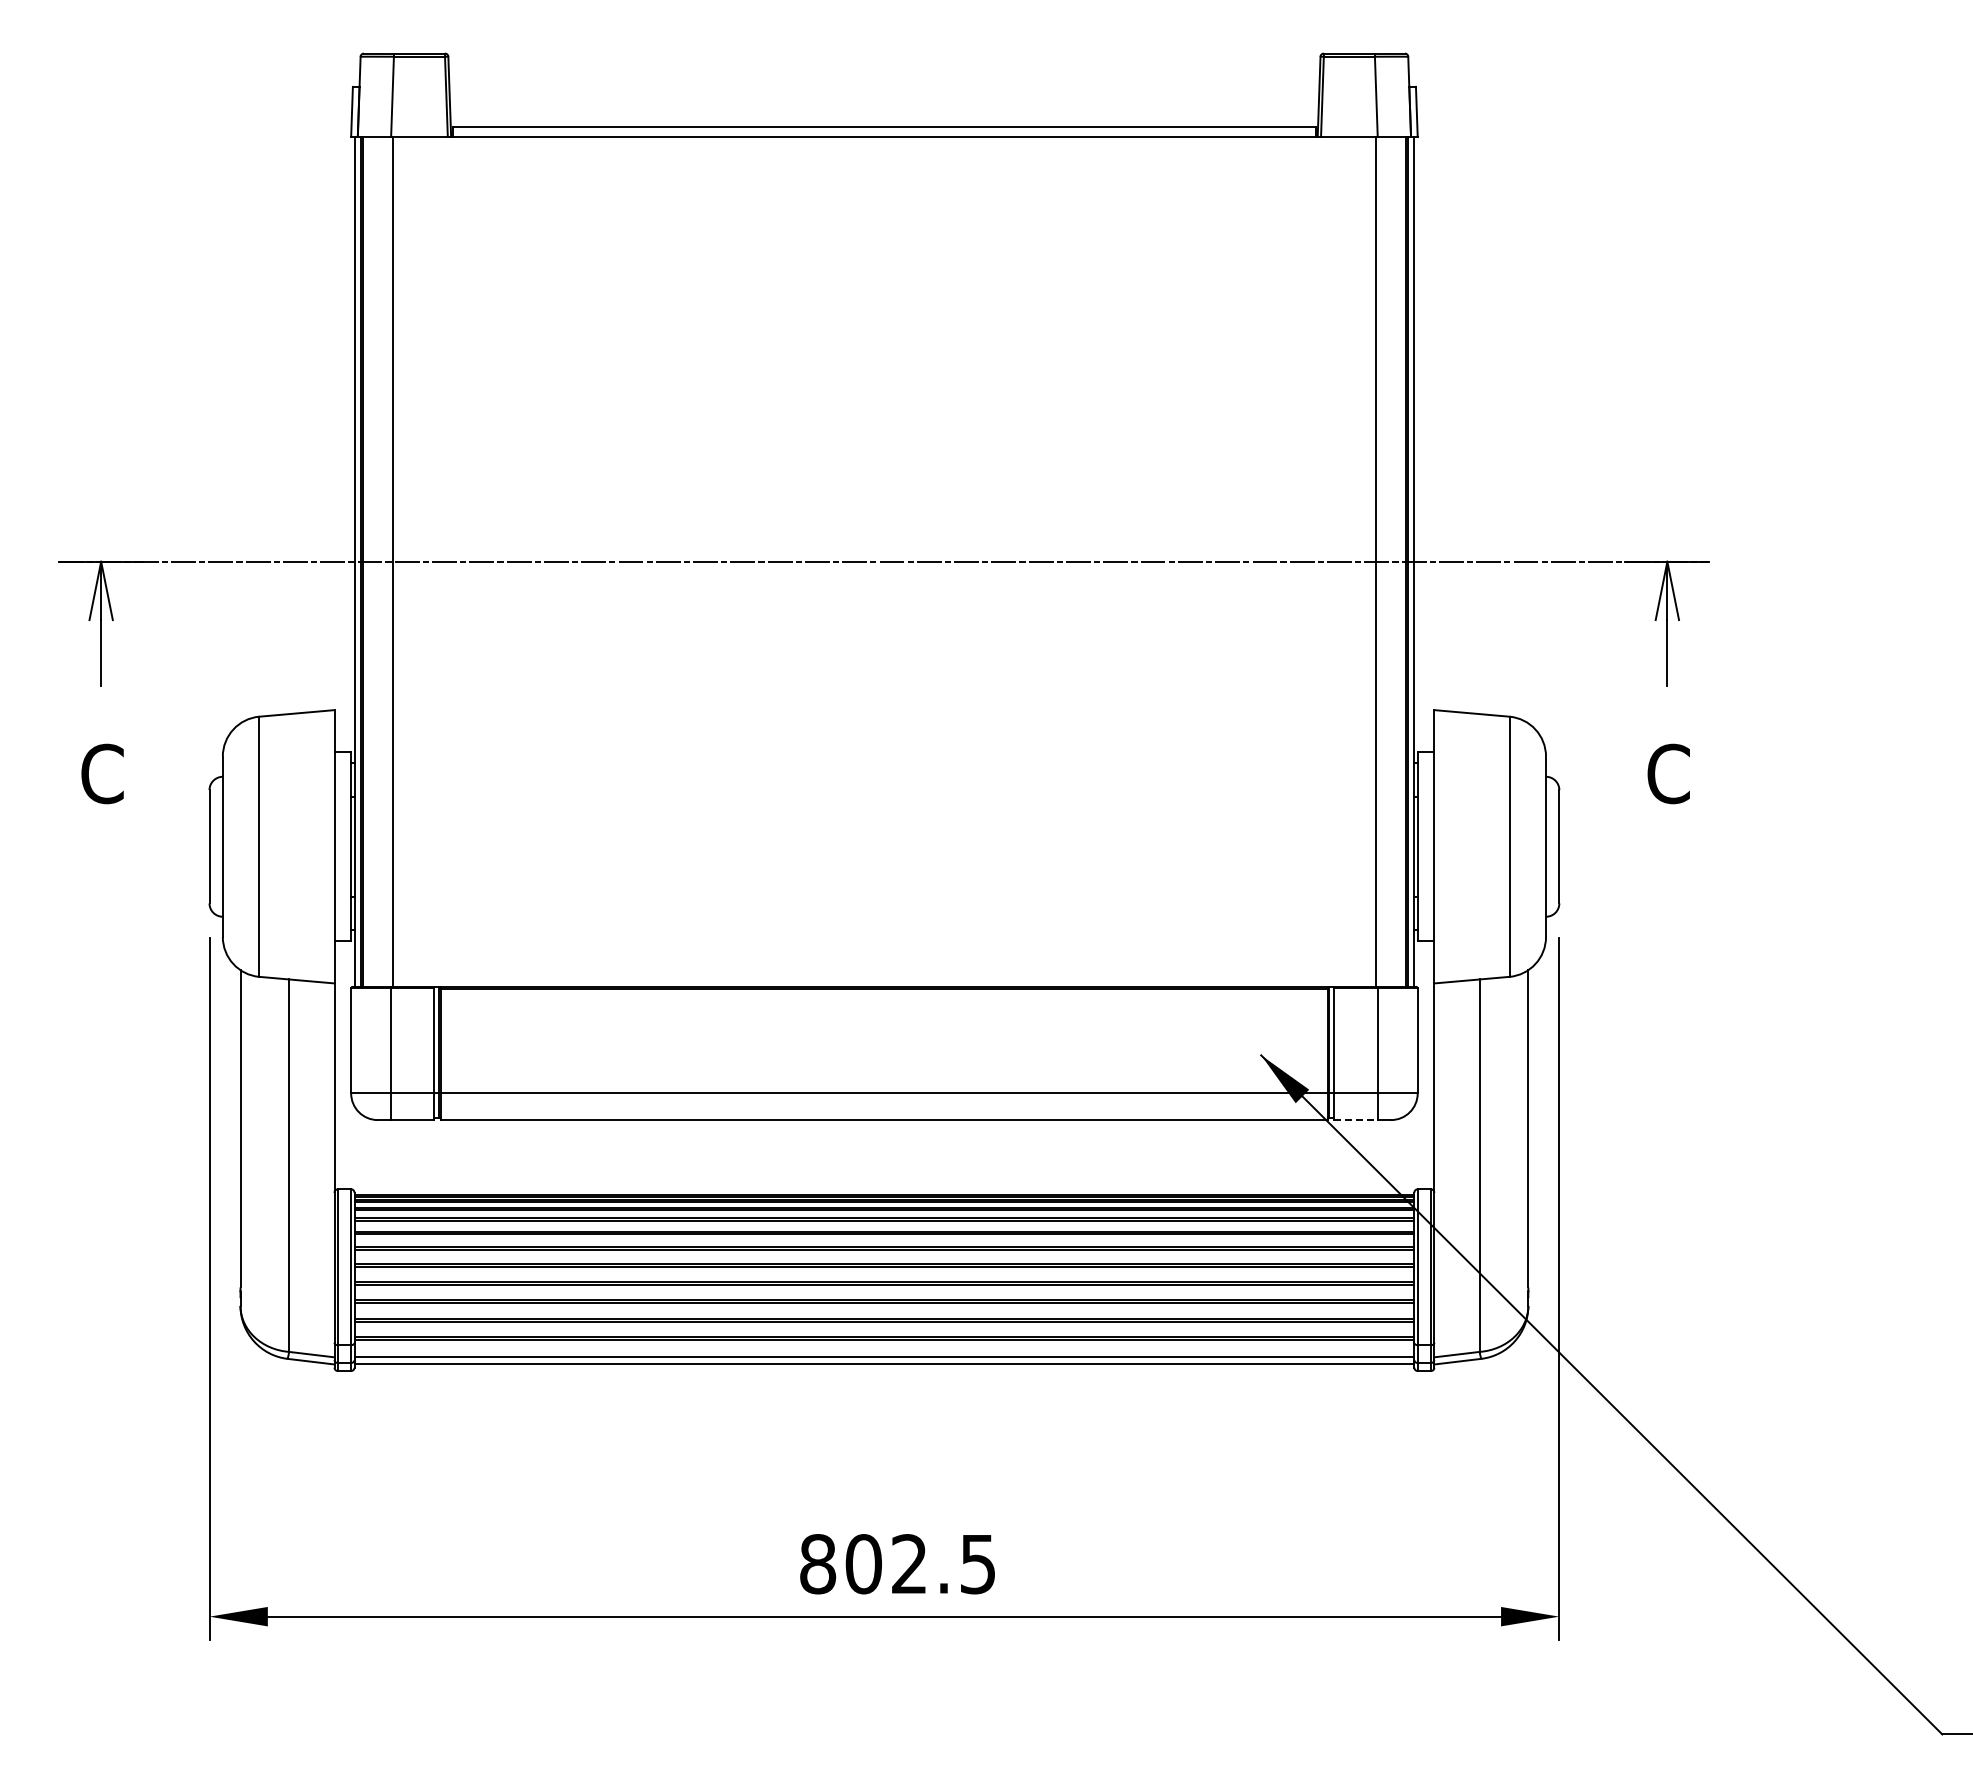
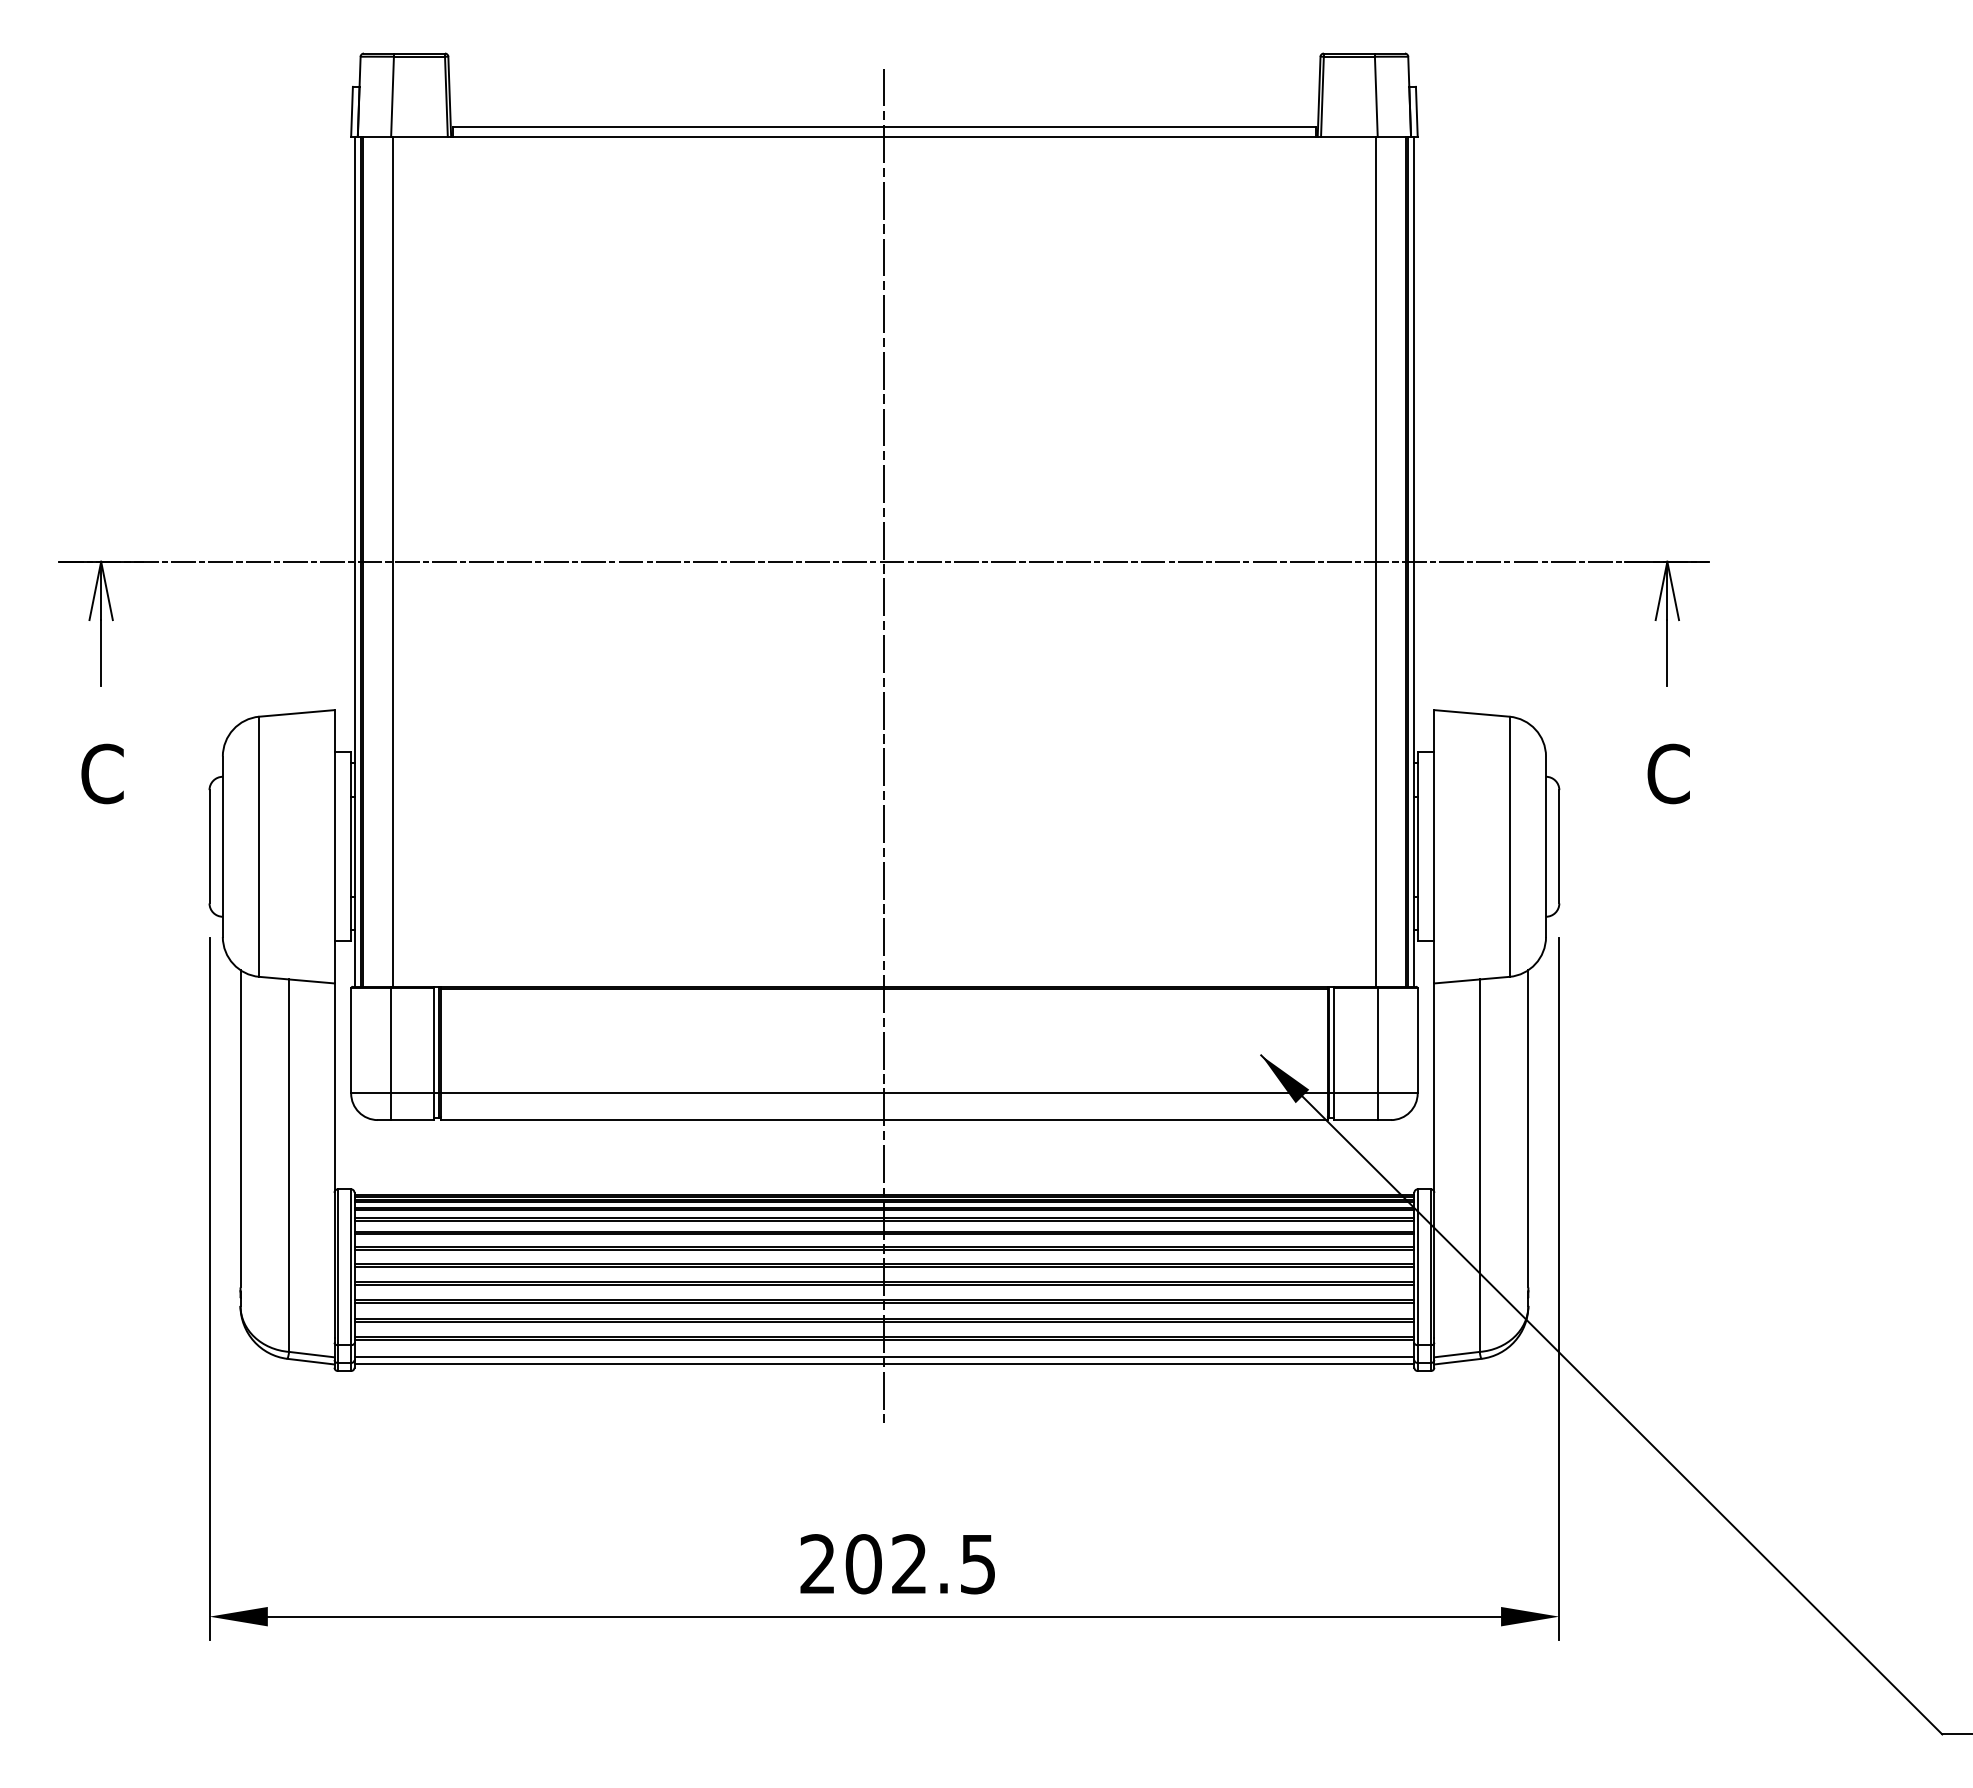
line: none -> present (884, 745)
line: dashed -> solid (1356, 1120)
text: 802.5 -> 202.5 (818, 1564)
